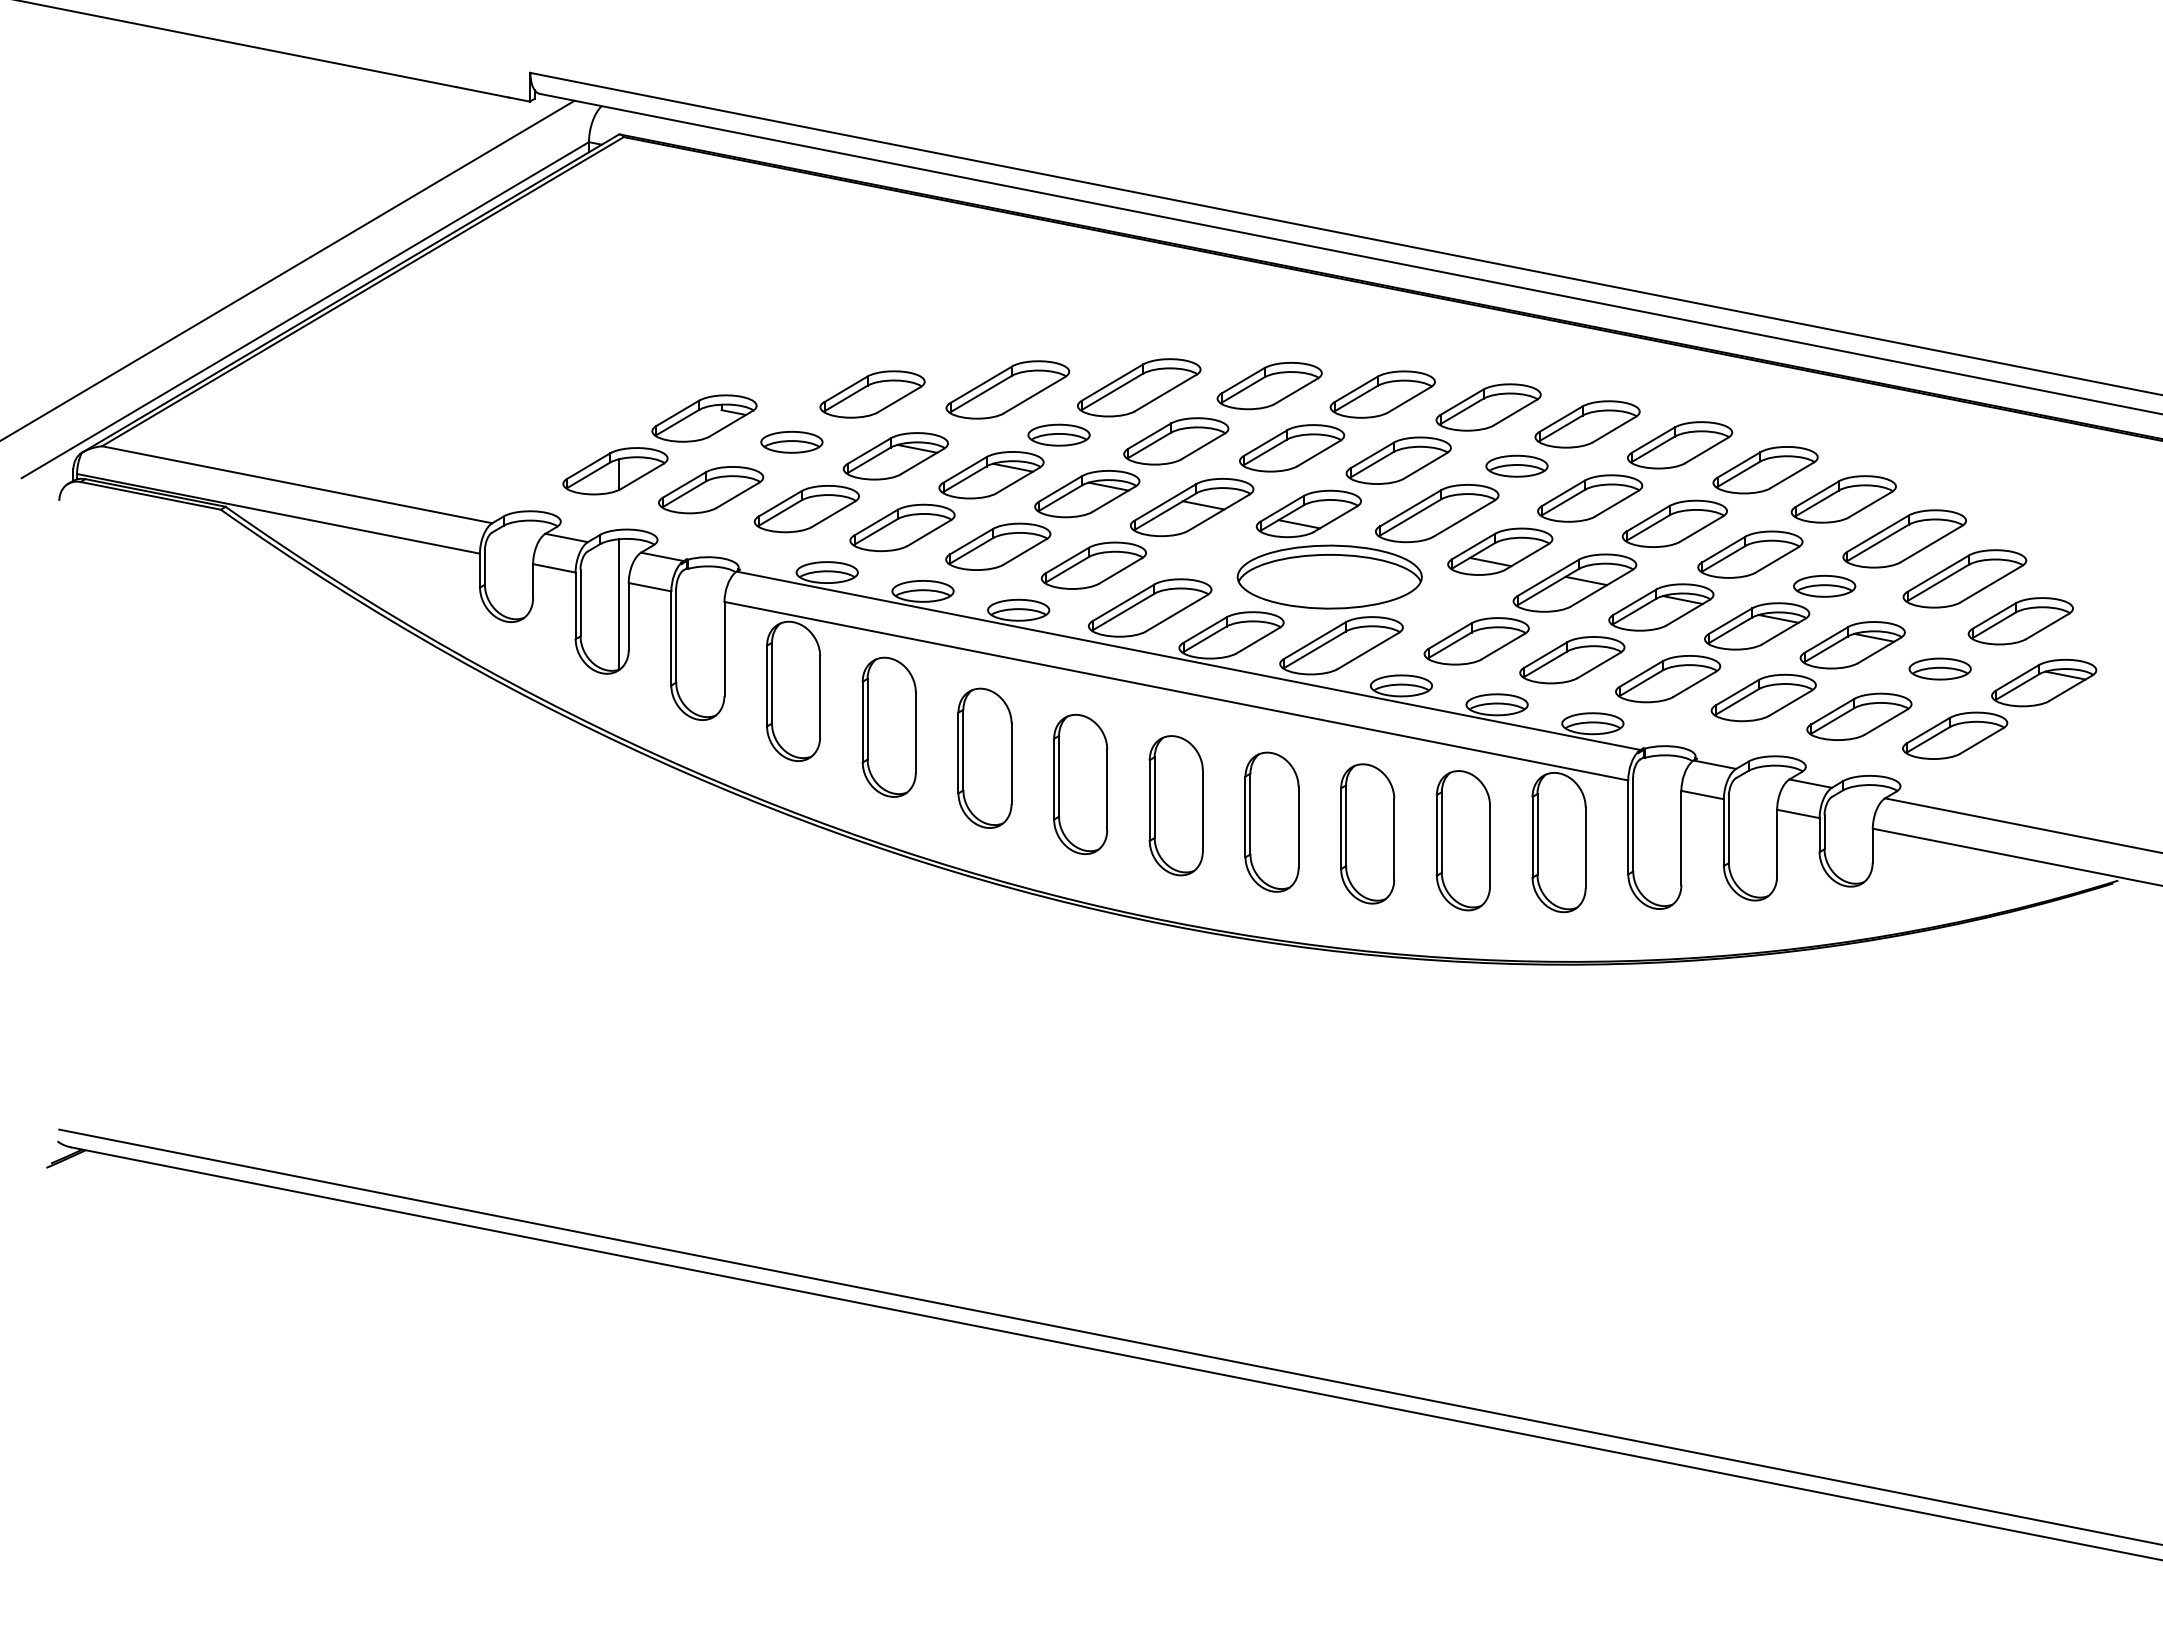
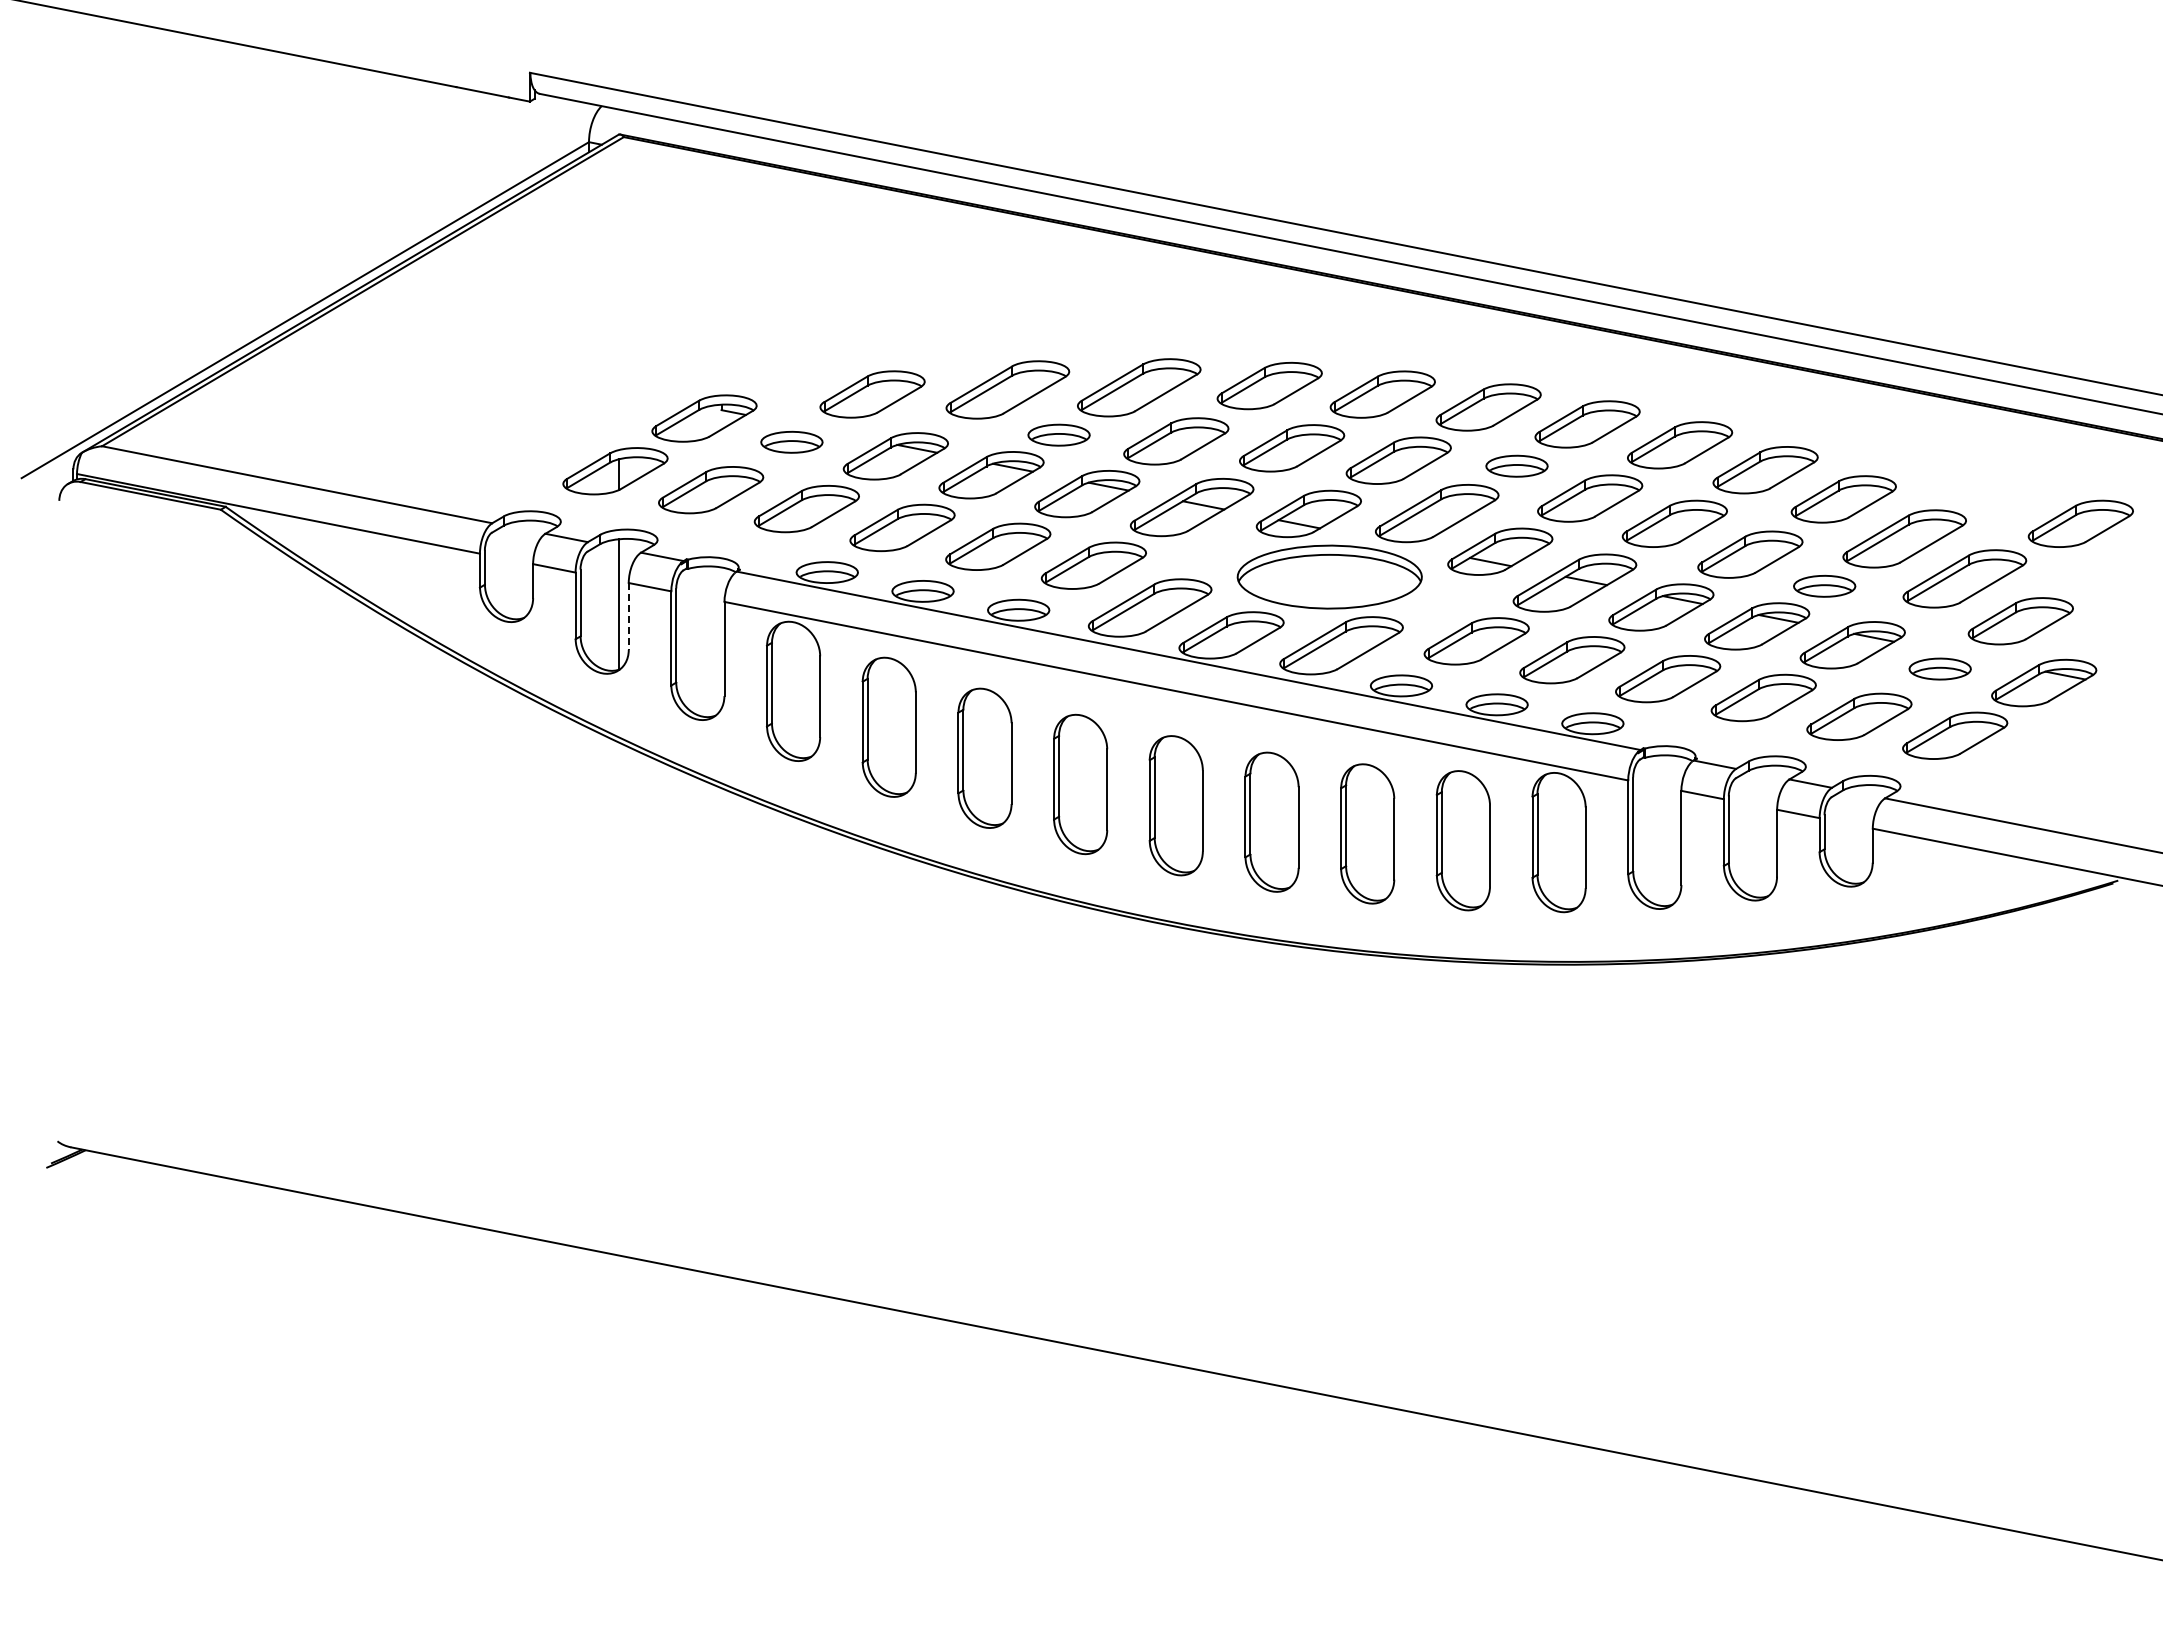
line: present -> none (288, 269)
part: none -> present (2080, 523)
line: solid -> dashed (628, 616)
line: present -> none (1109, 1336)
